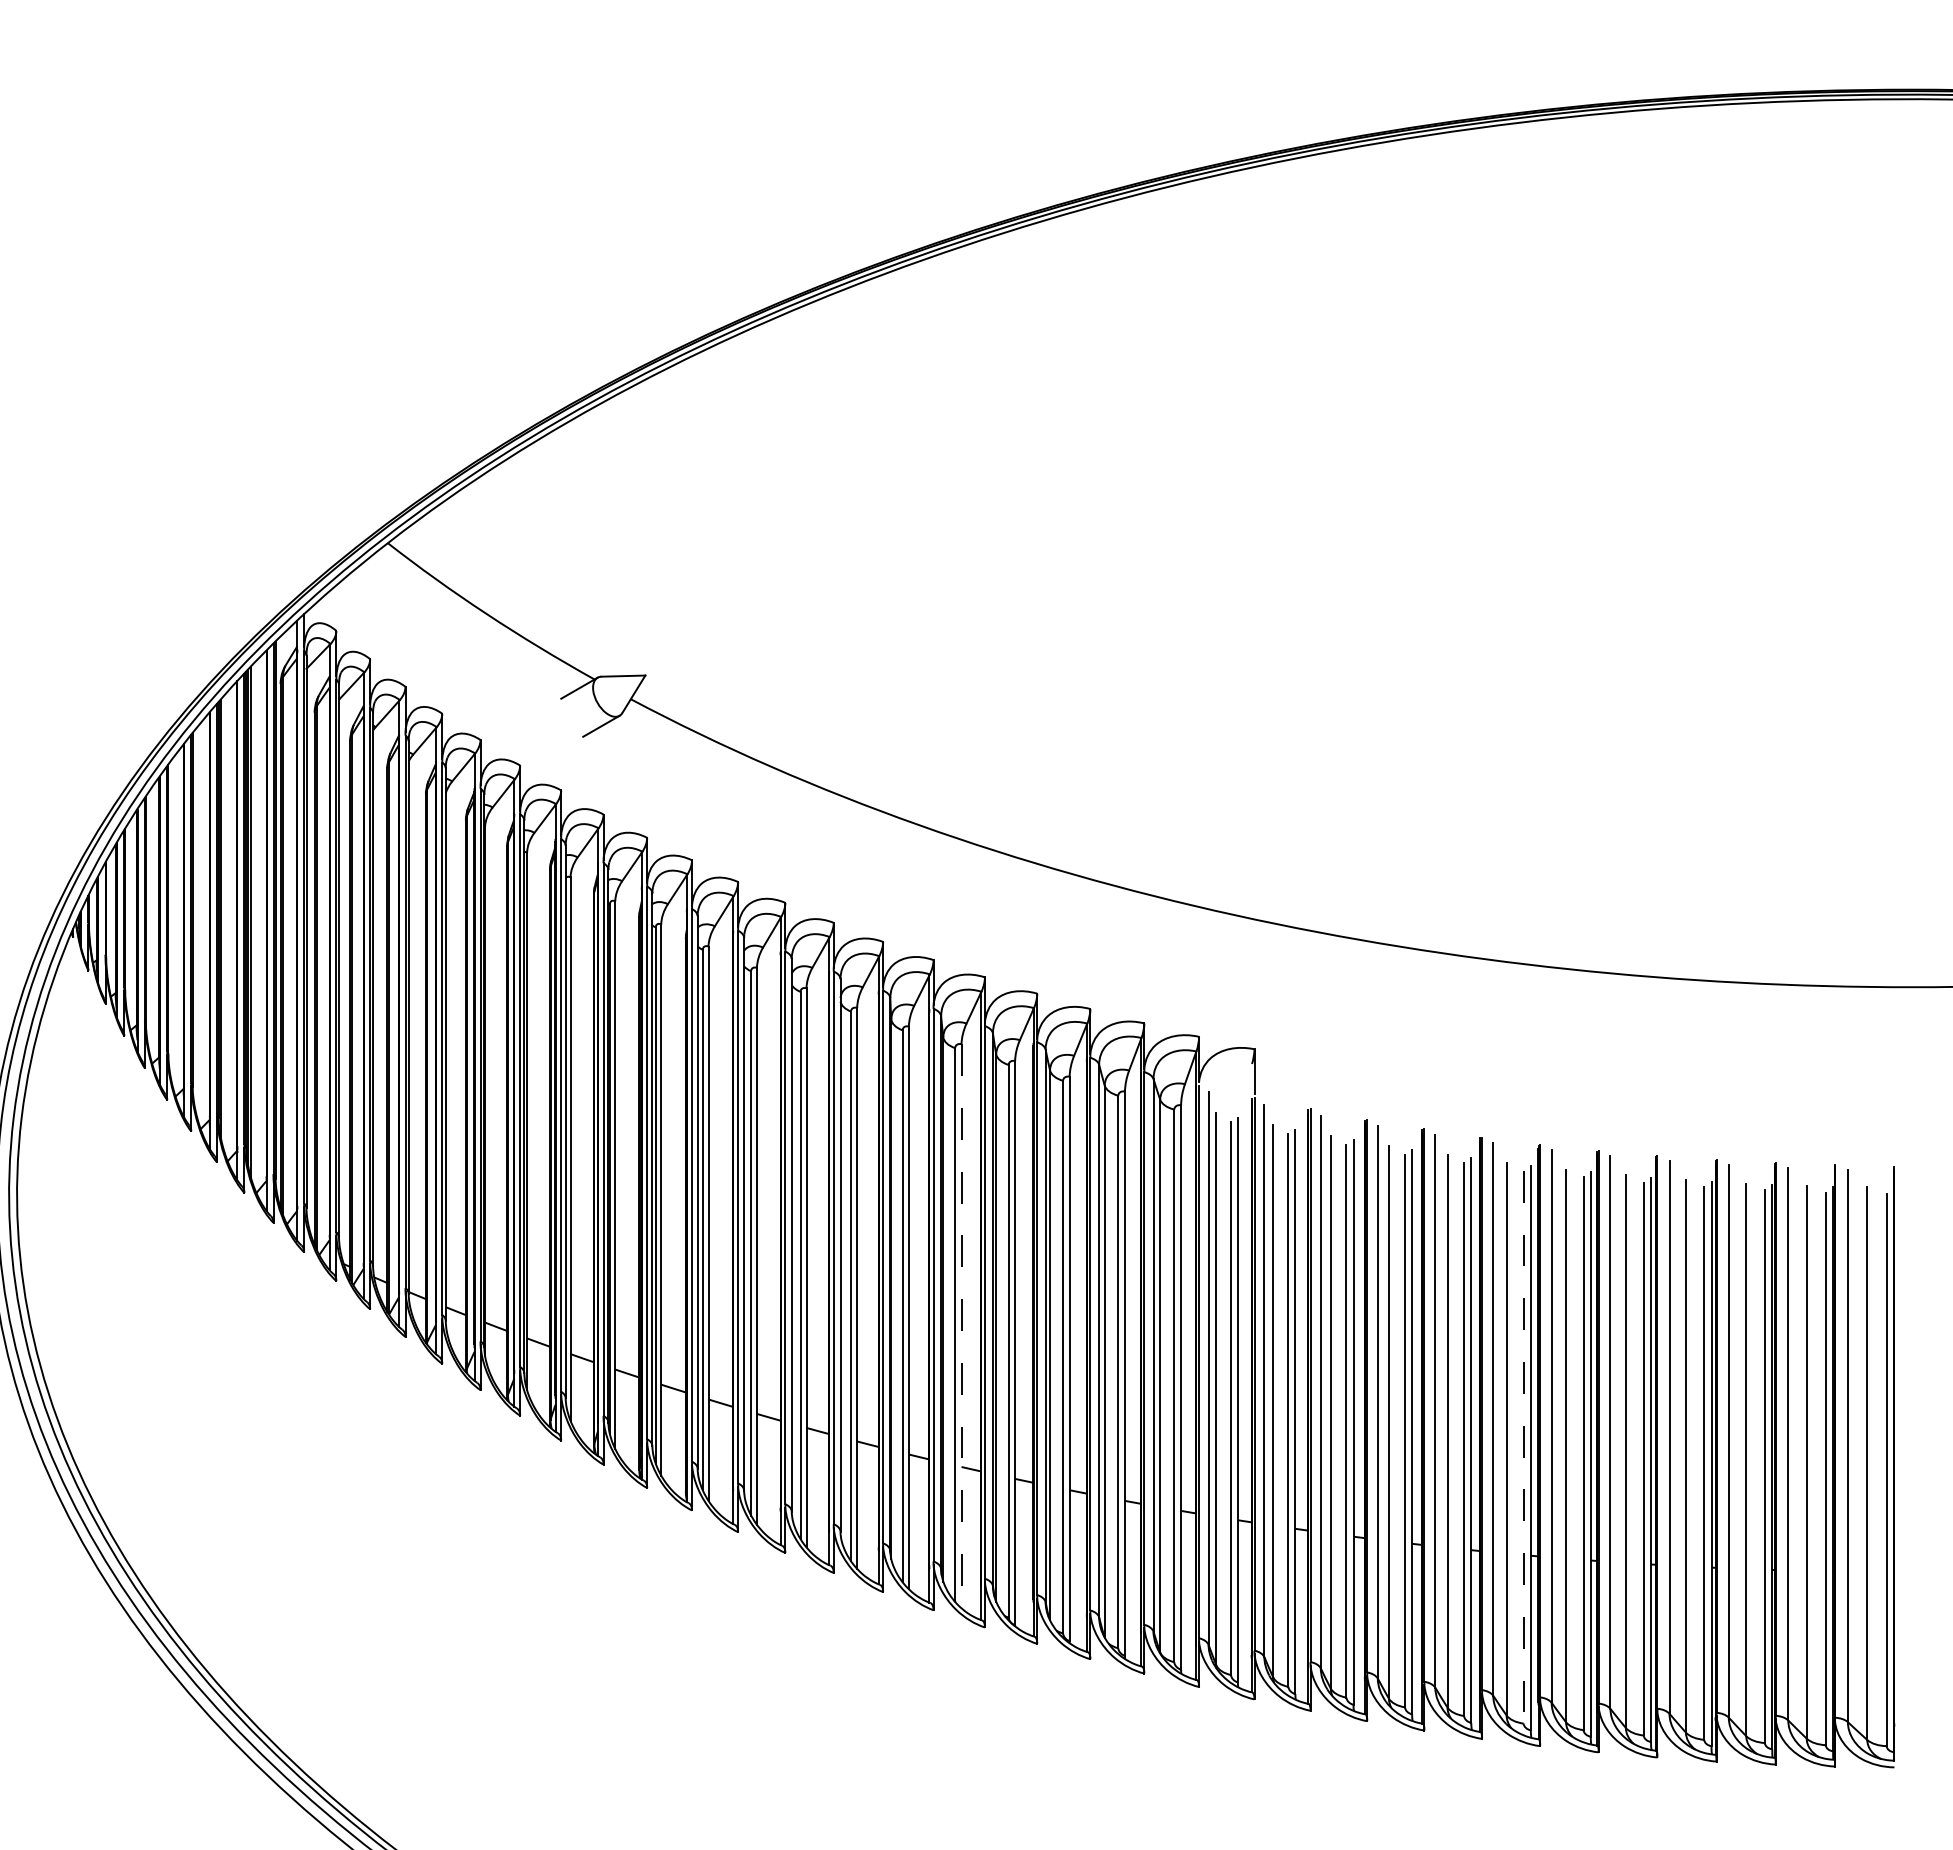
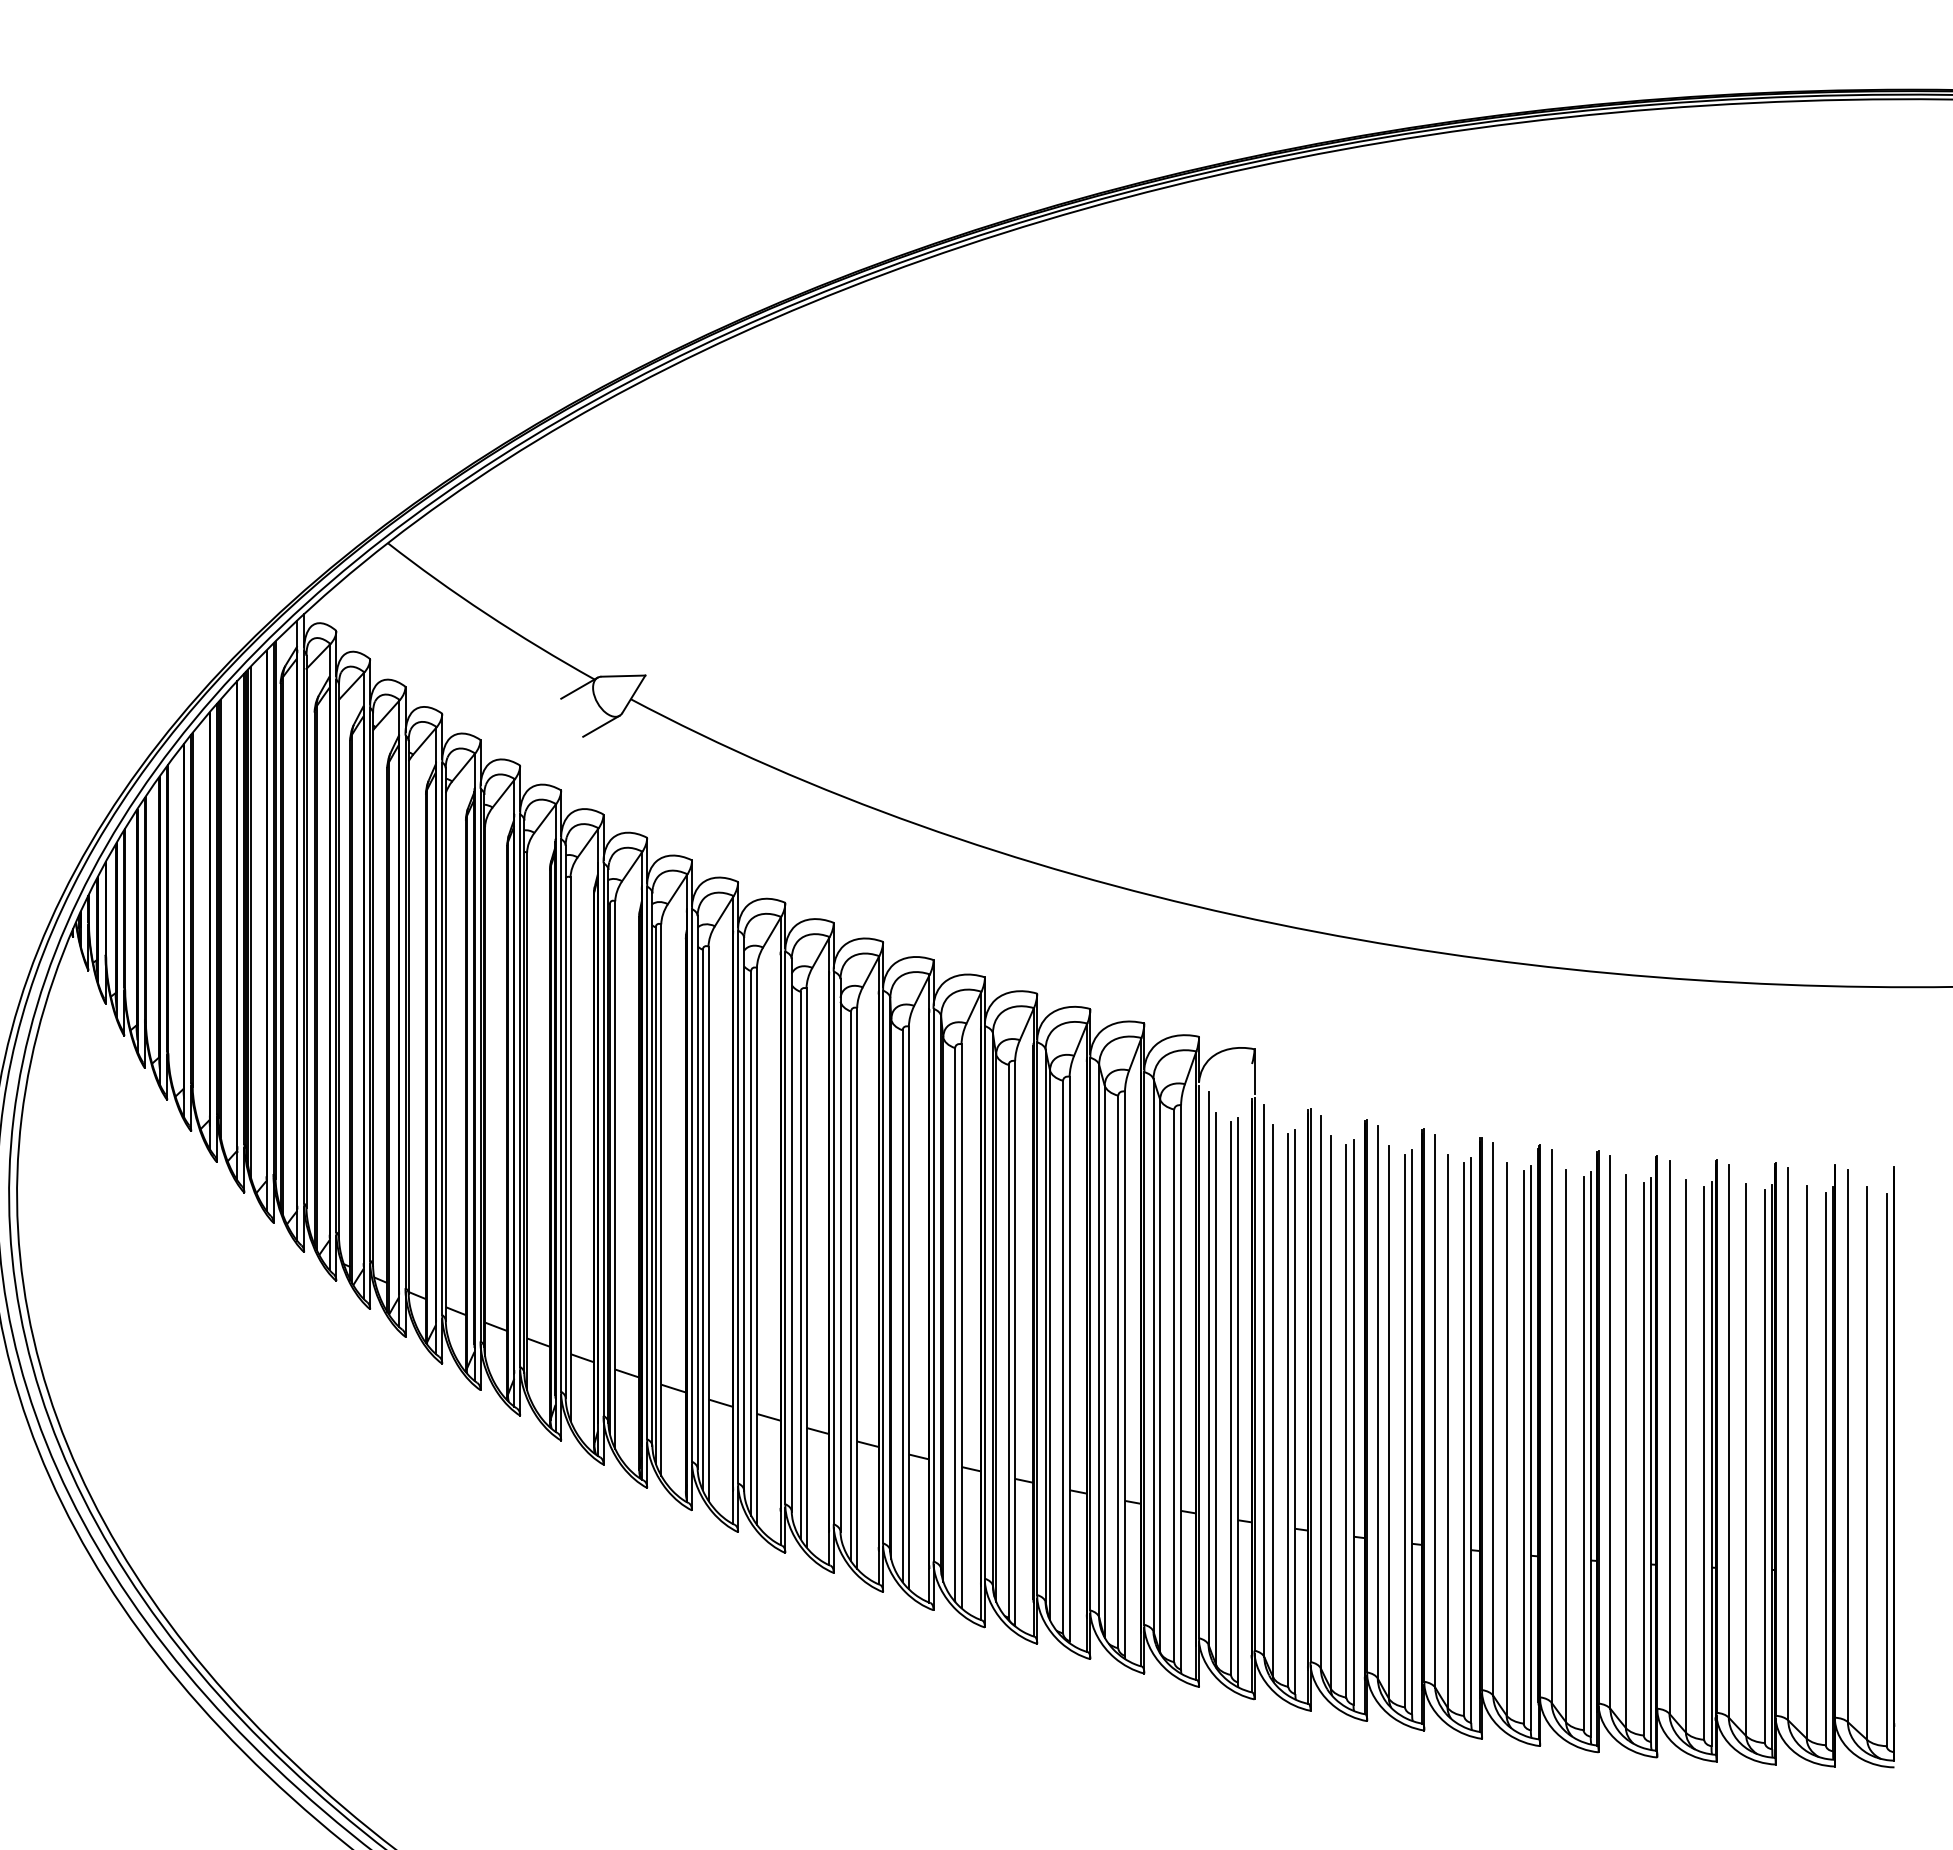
line: dashed -> solid (961, 1326)
line: dashed -> solid (1523, 1447)
